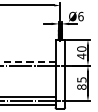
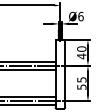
line: dashed -> solid (27, 61)
line: none -> present (28, 69)
text: 85 -> 55 (81, 86)
